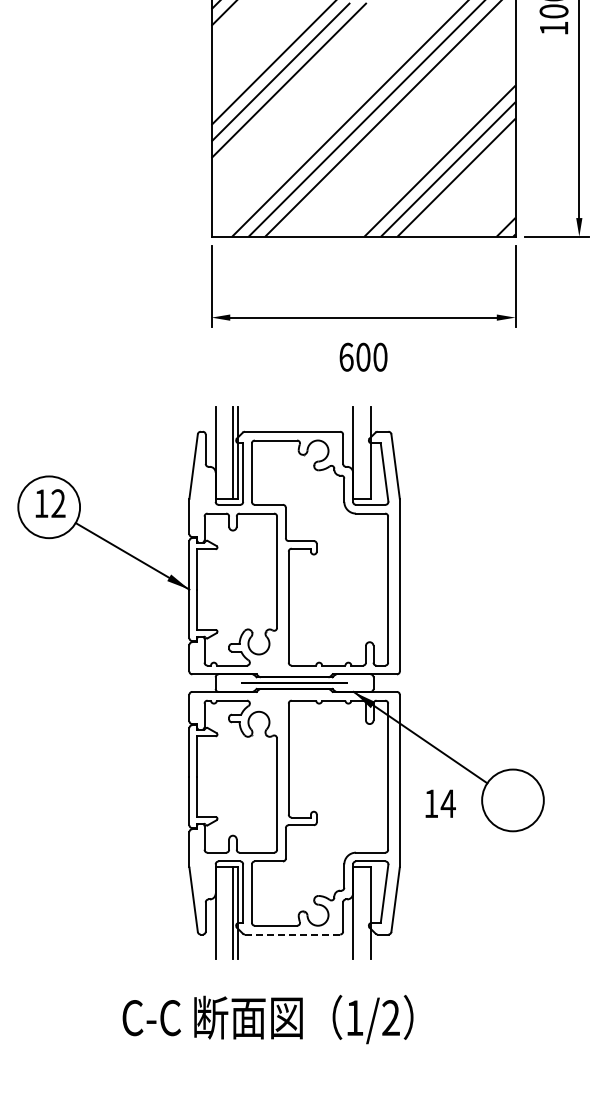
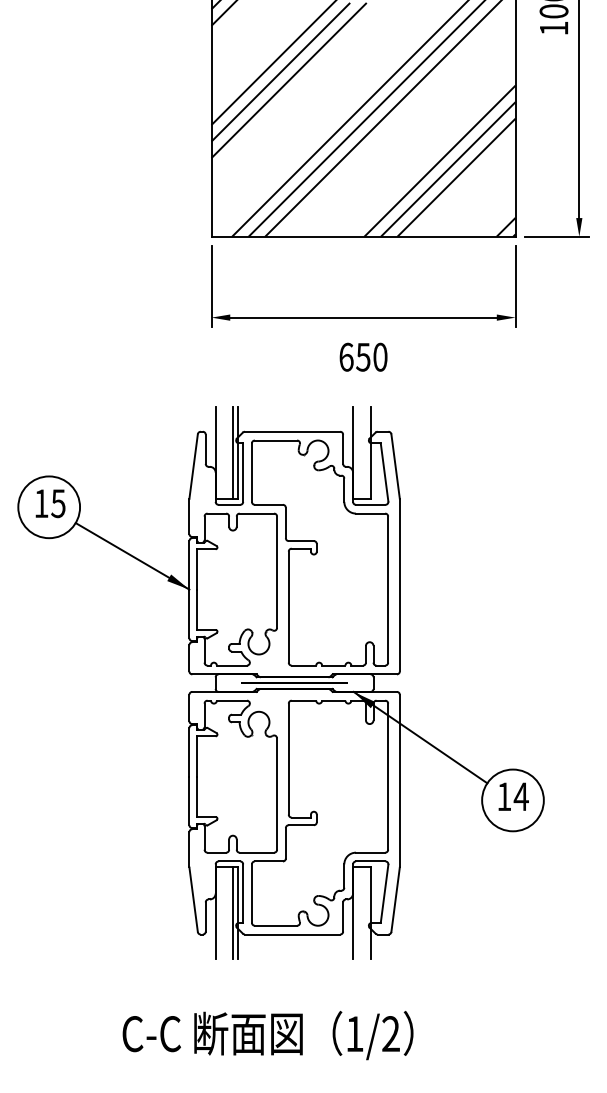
text: 600 -> 650 (363, 356)
text: 12 -> 15 (58, 503)
text position: (440, 803) -> (513, 796) (513, 796)
line: dashed -> solid (292, 934)
text position: (267, 1019) -> (267, 1035) (267, 1035)
